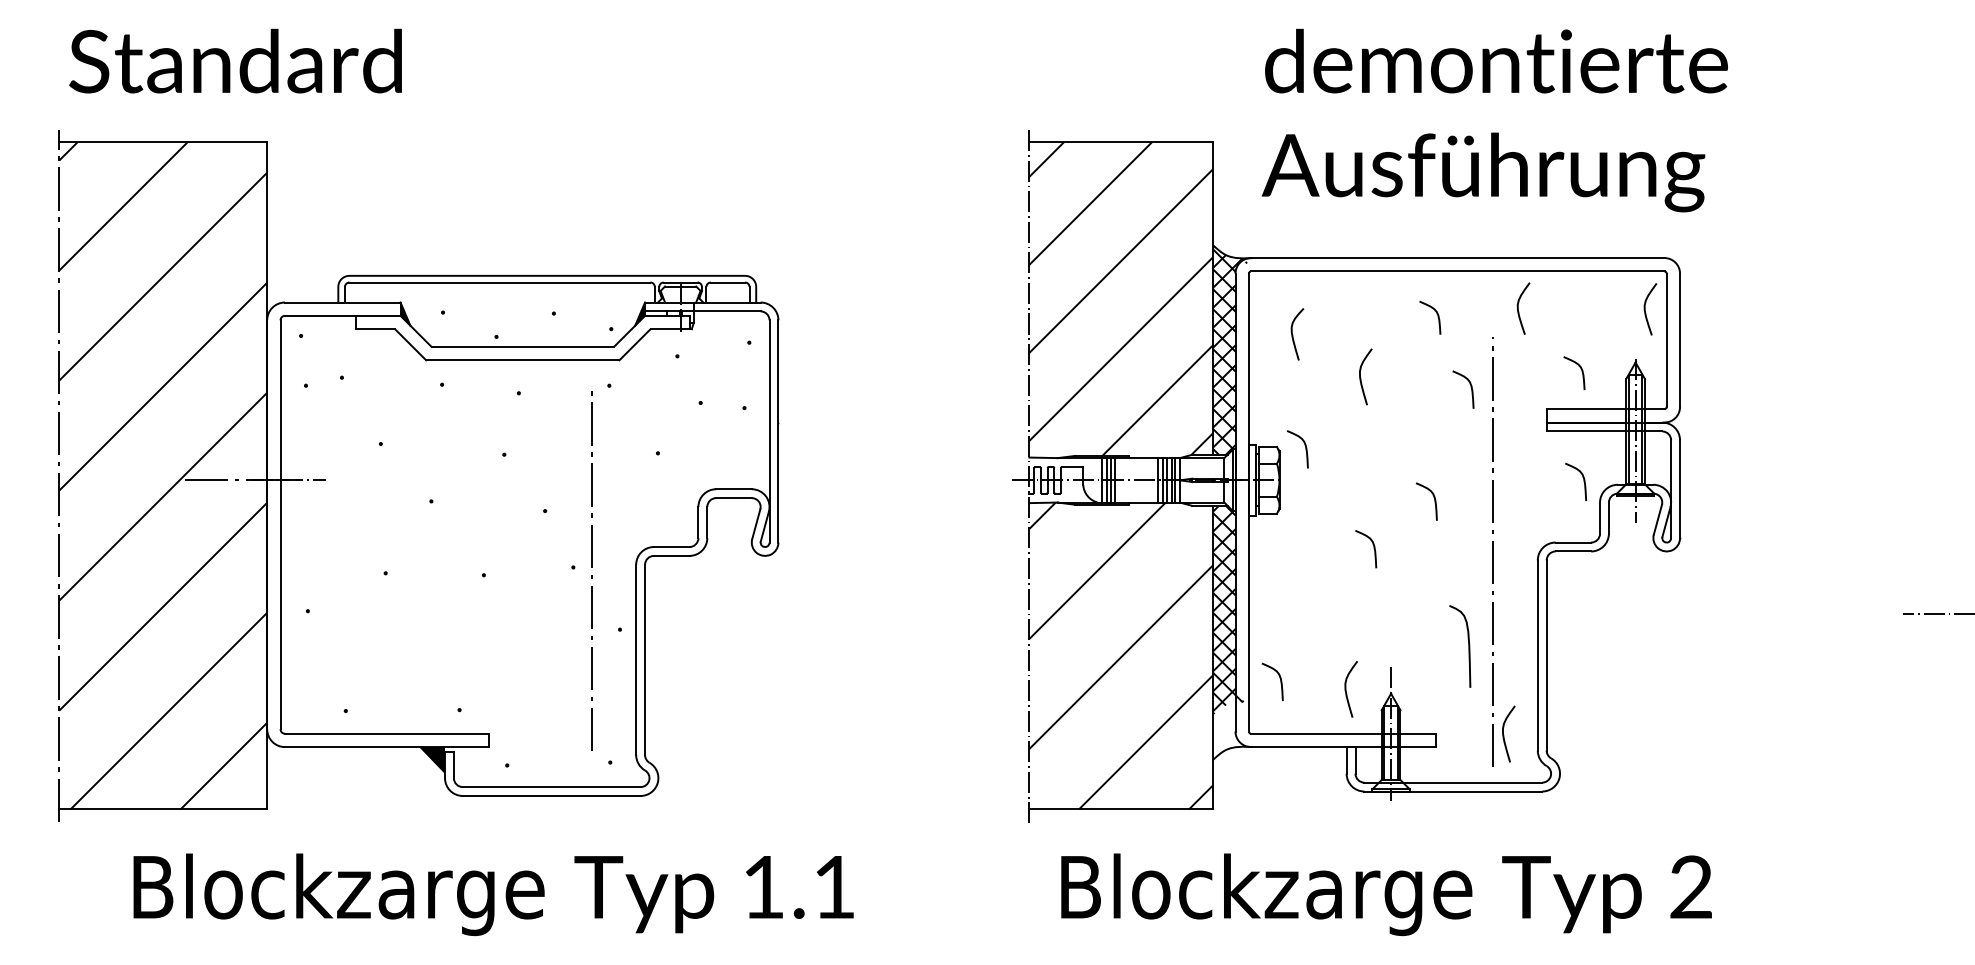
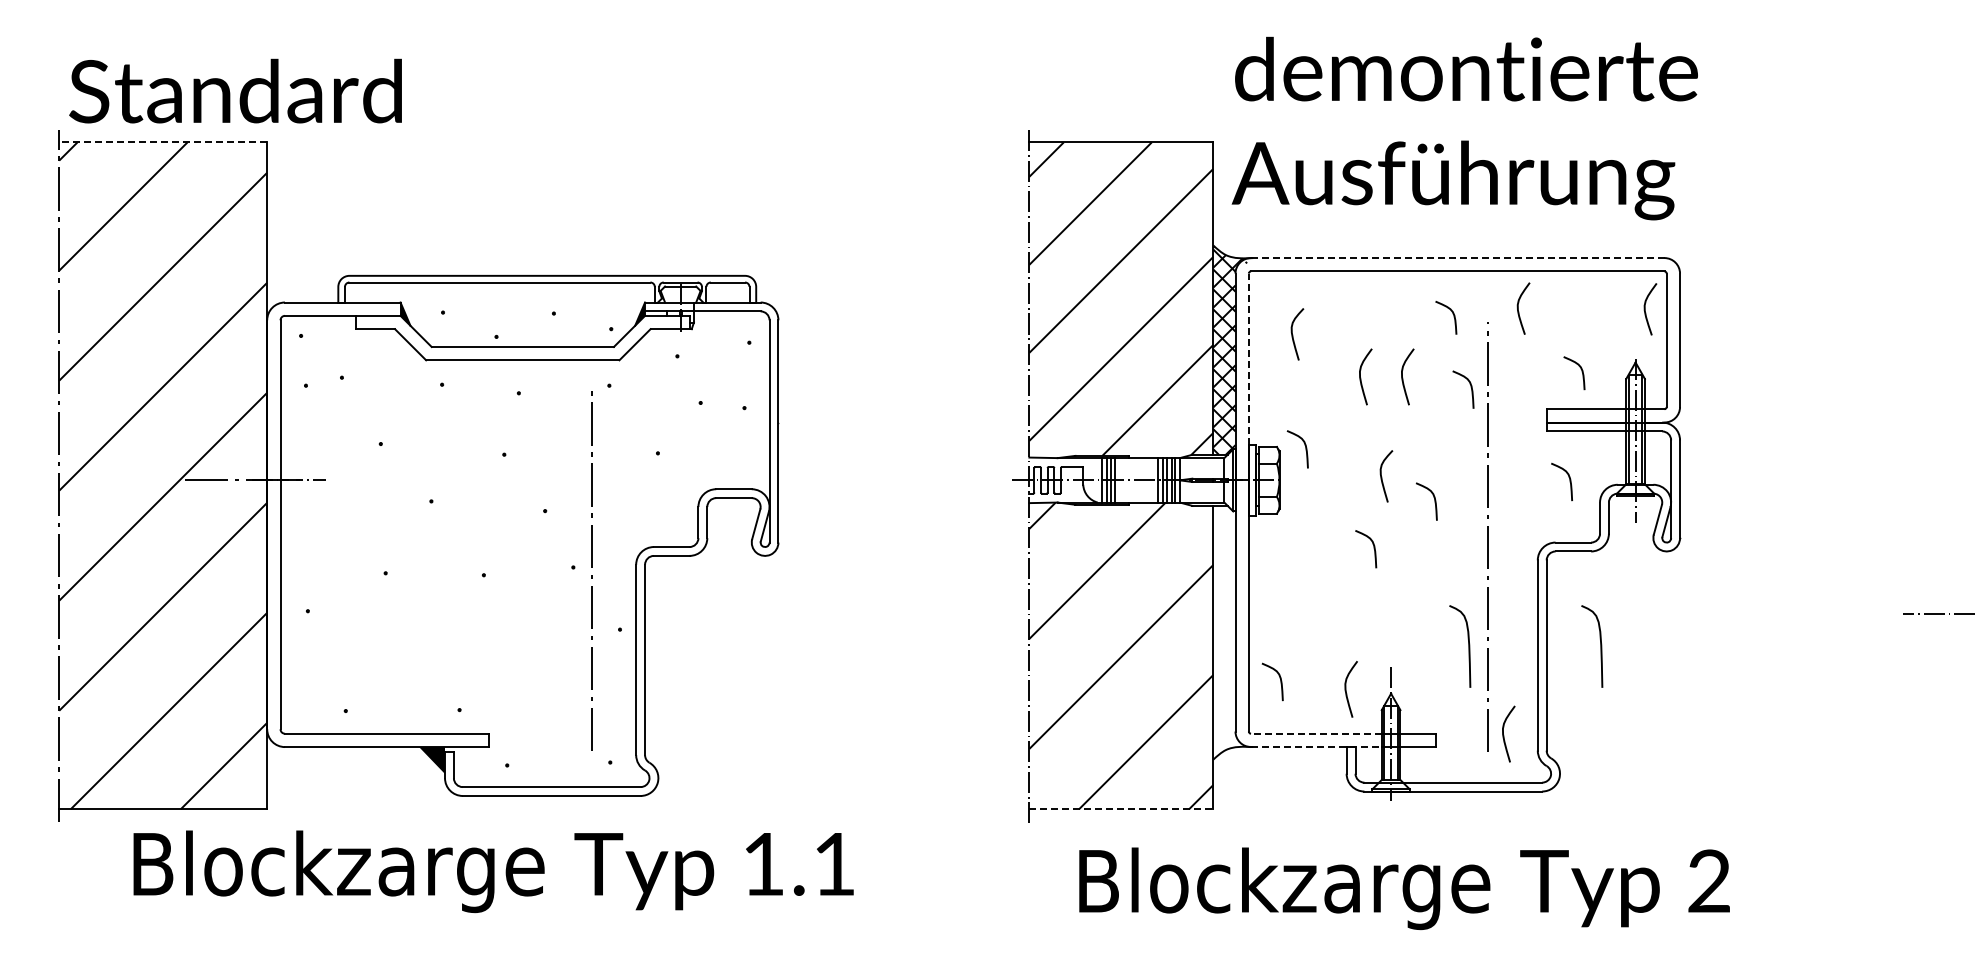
text position: (235, 60) -> (235, 90) (235, 90)
text position: (1494, 120) -> (1464, 128) (1464, 128)
line: solid -> dashed (163, 142)
line: solid -> dashed (1457, 258)
curve position: (1436, 314) -> (1452, 314) (1452, 314)
line: solid -> dashed (1248, 359)
curve: none -> present (1403, 378)
curve: none -> present (1382, 476)
curve position: (1583, 481) -> (1569, 481) (1569, 481)
line position: (1492, 551) -> (1487, 536) (1487, 536)
hatch: present -> none (1228, 609)
curve: none -> present (1600, 646)
line: solid -> dashed (1315, 733)
line: solid -> dashed (1316, 747)
line: solid -> dashed (1121, 809)
text position: (493, 894) -> (493, 871) (493, 871)
text position: (1386, 894) -> (1404, 888) (1404, 888)
